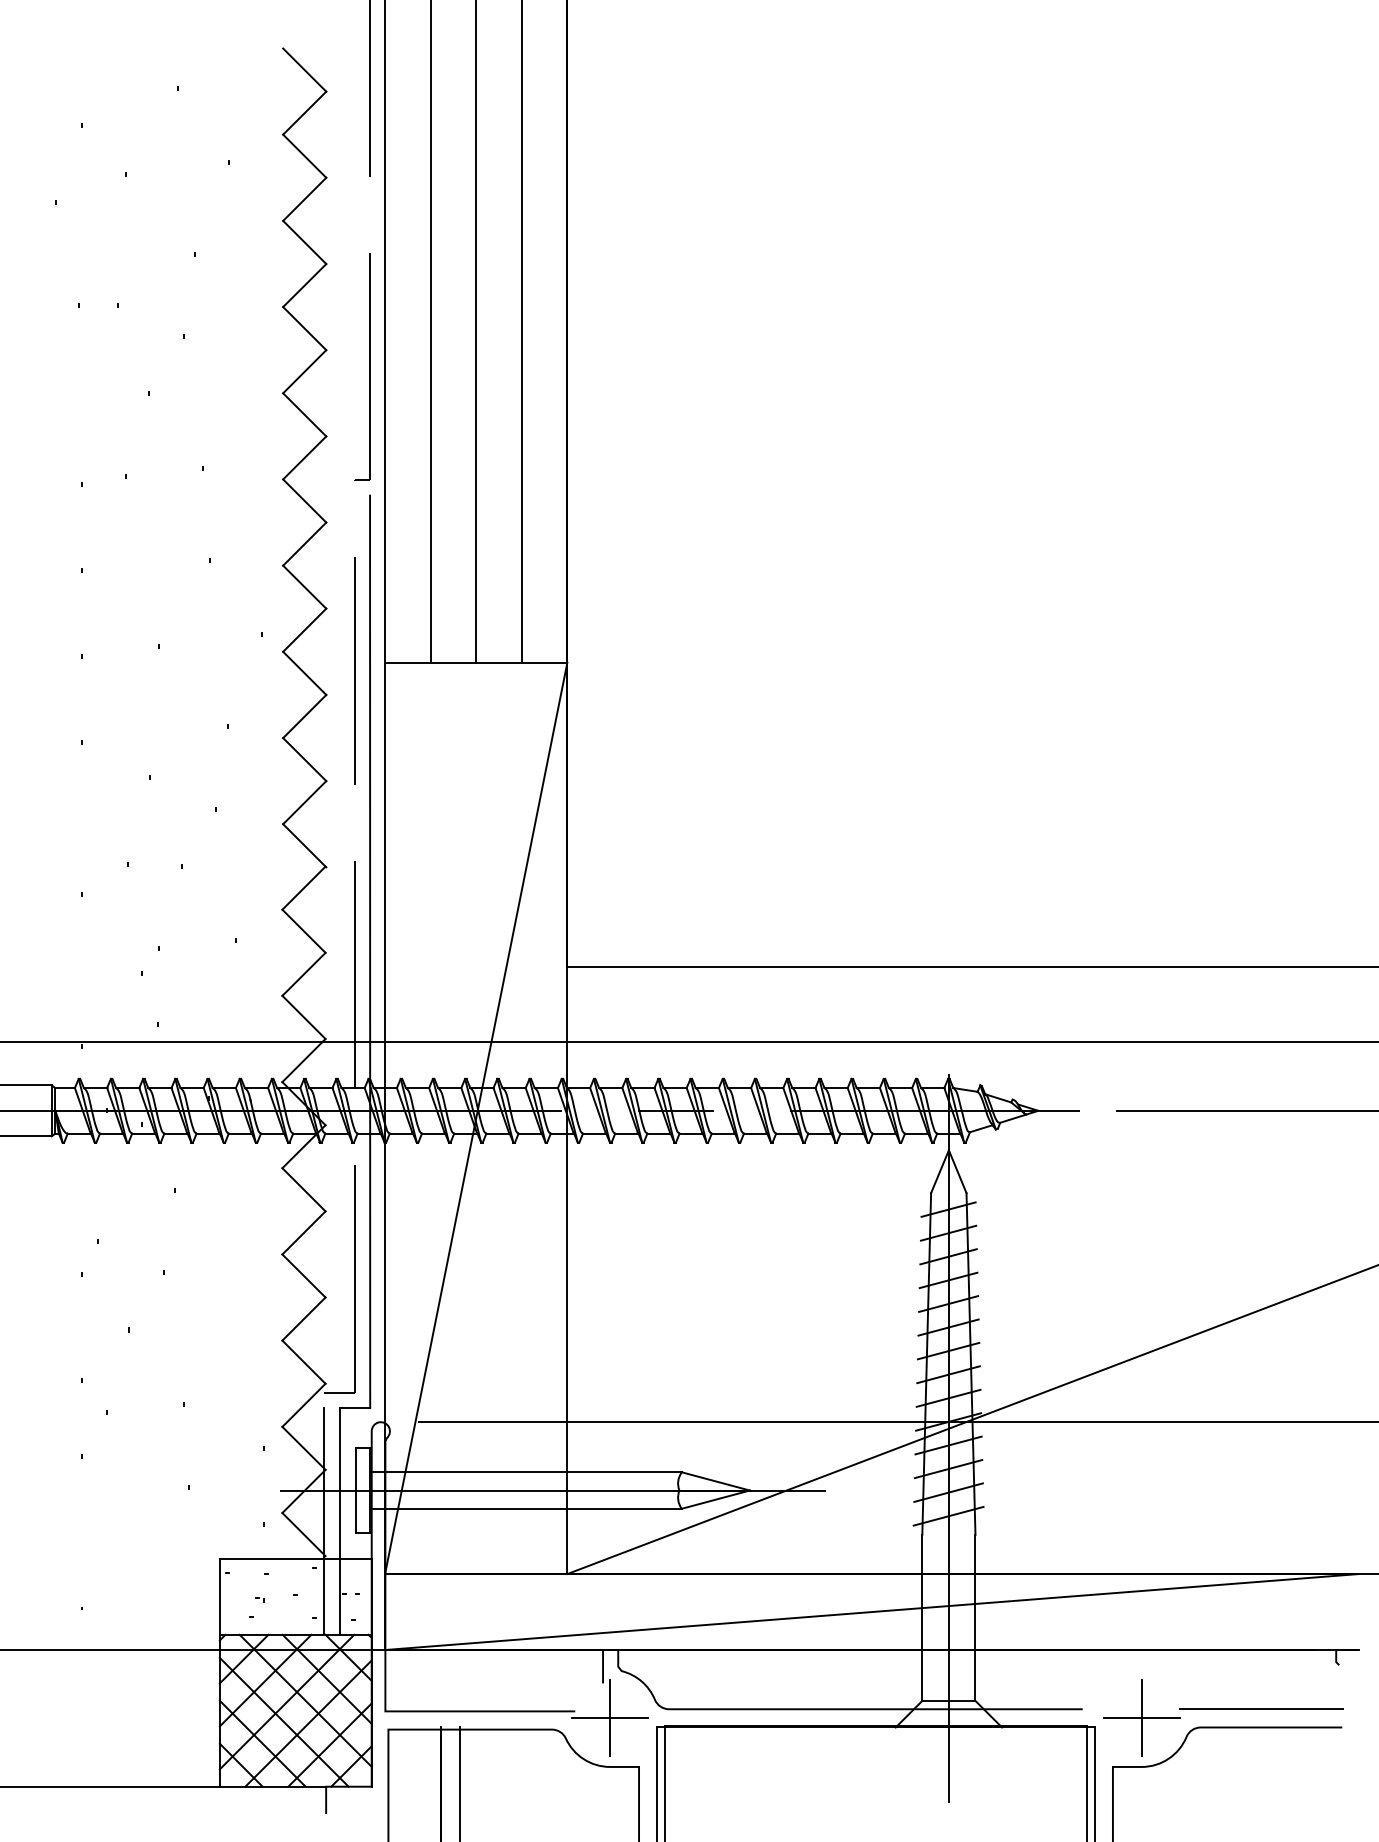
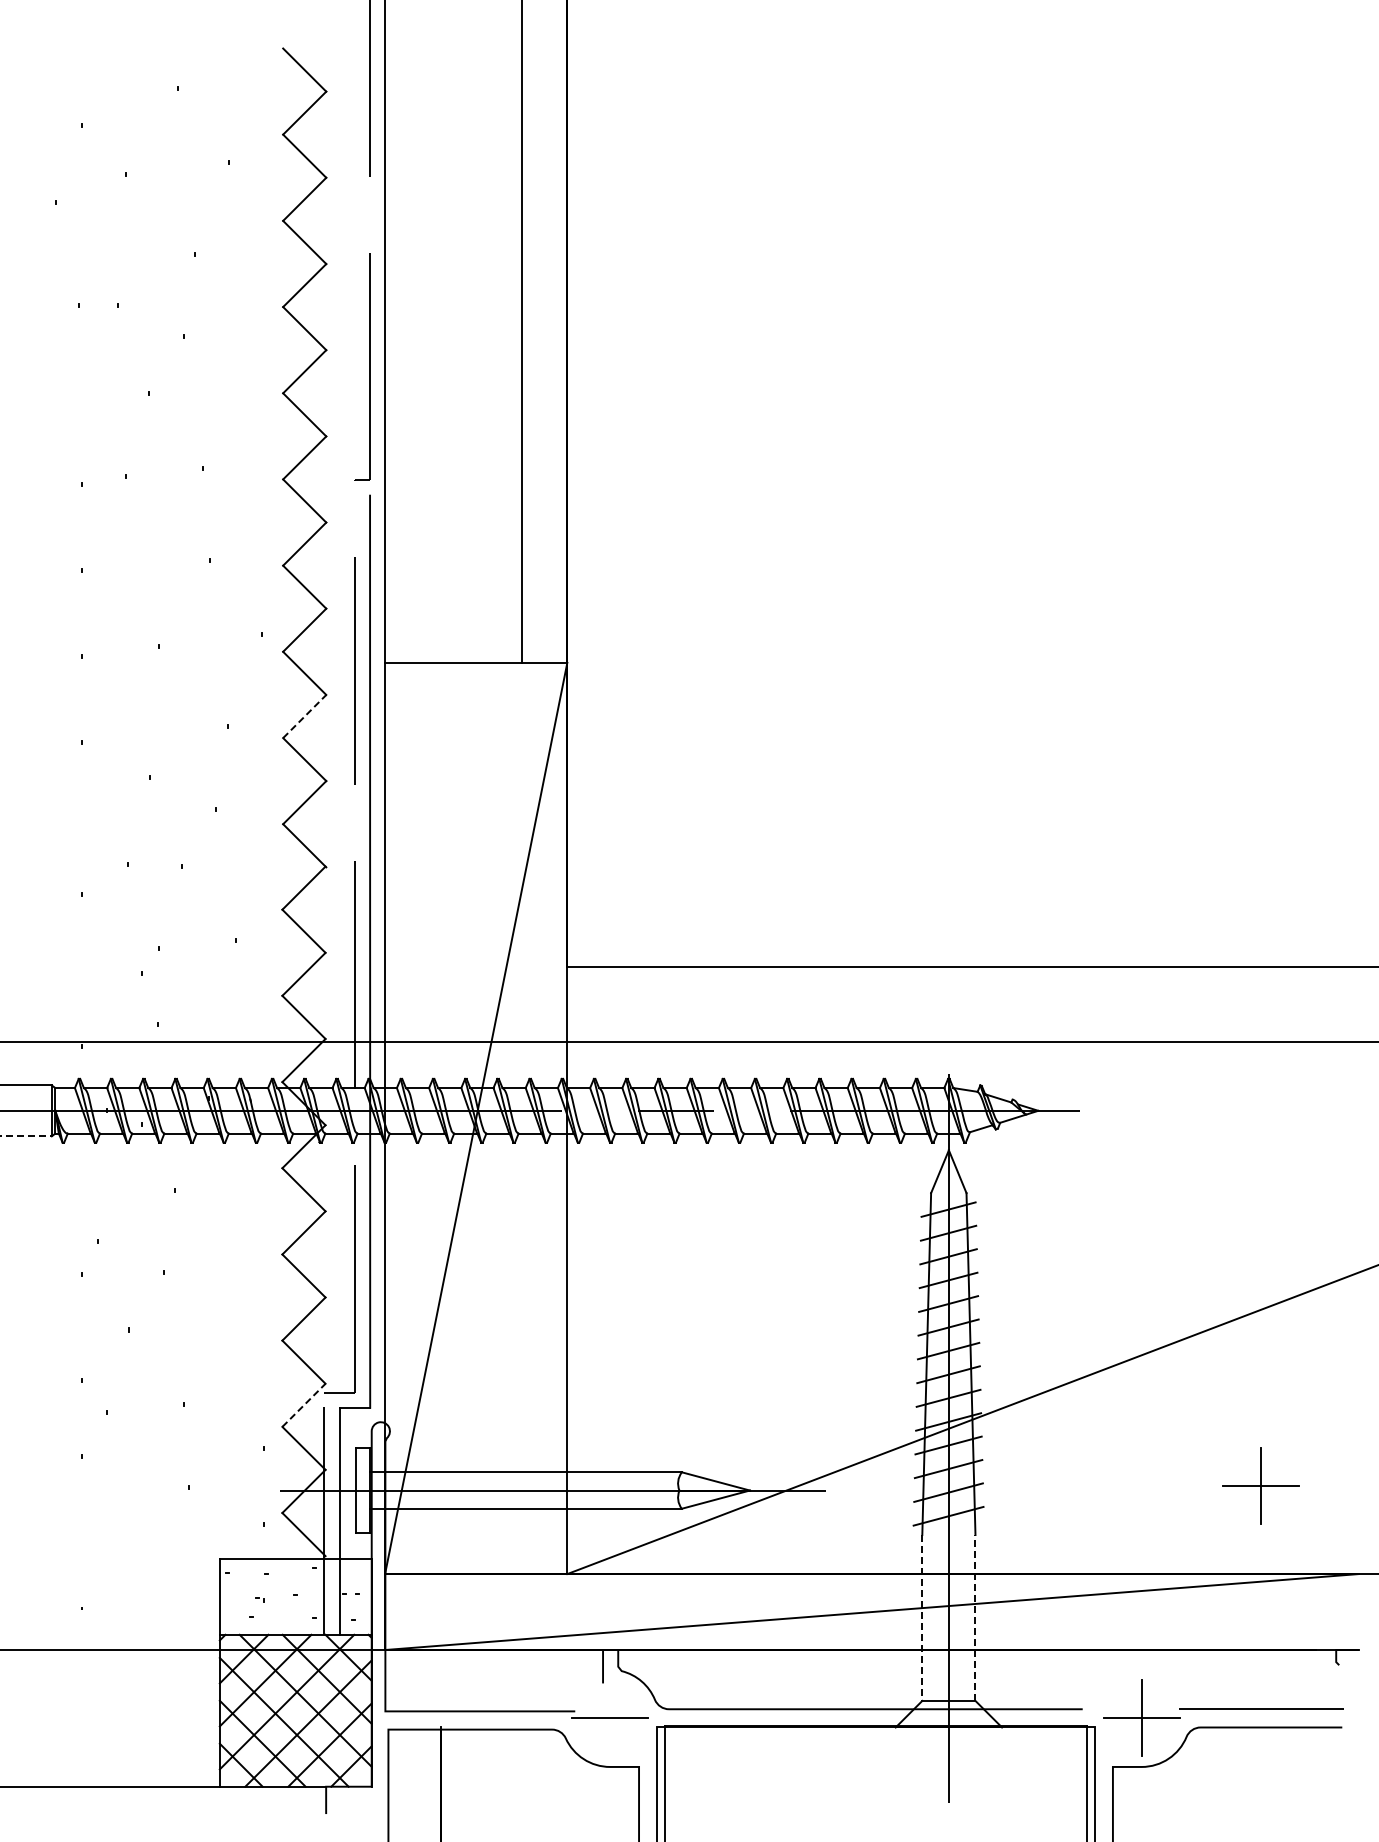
line: present -> none (430, 332)
line: present -> none (476, 332)
line: solid -> dashed (304, 716)
line: present -> none (1246, 1110)
line: solid -> dashed (26, 1136)
line: solid -> dashed (303, 1405)
line: present -> none (896, 1422)
part: none -> present (1260, 1485)
line: solid -> dashed (922, 1617)
line: solid -> dashed (975, 1617)
line: present -> none (610, 1718)
line: present -> none (459, 1782)
